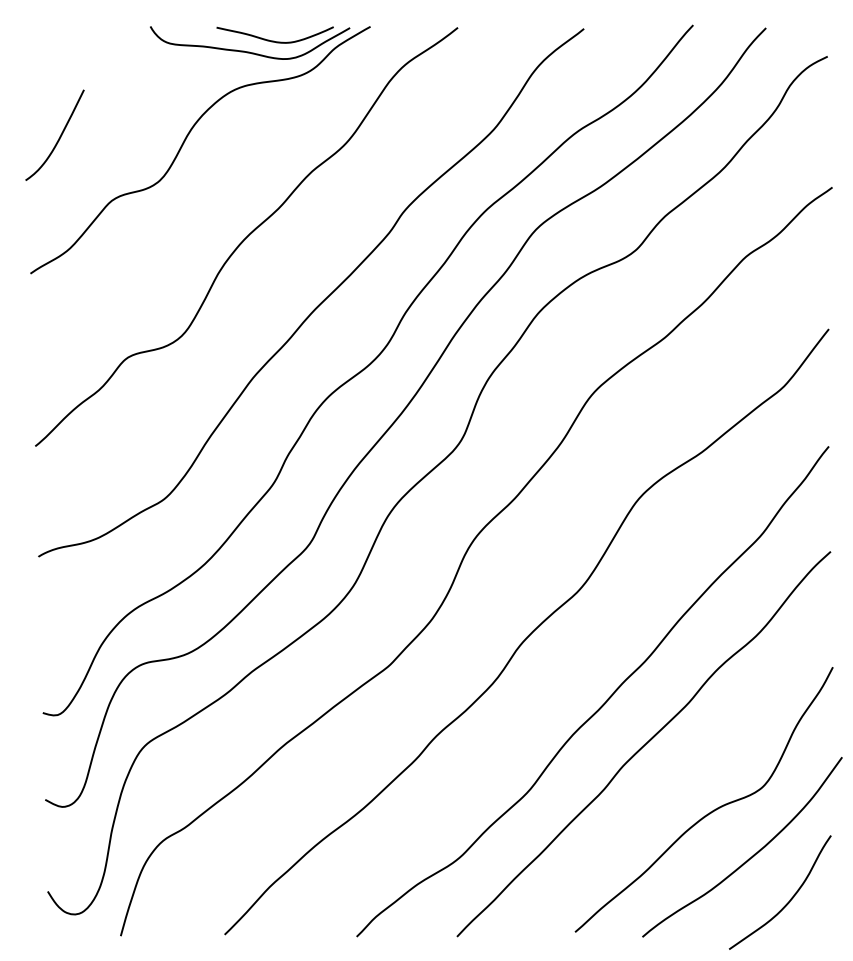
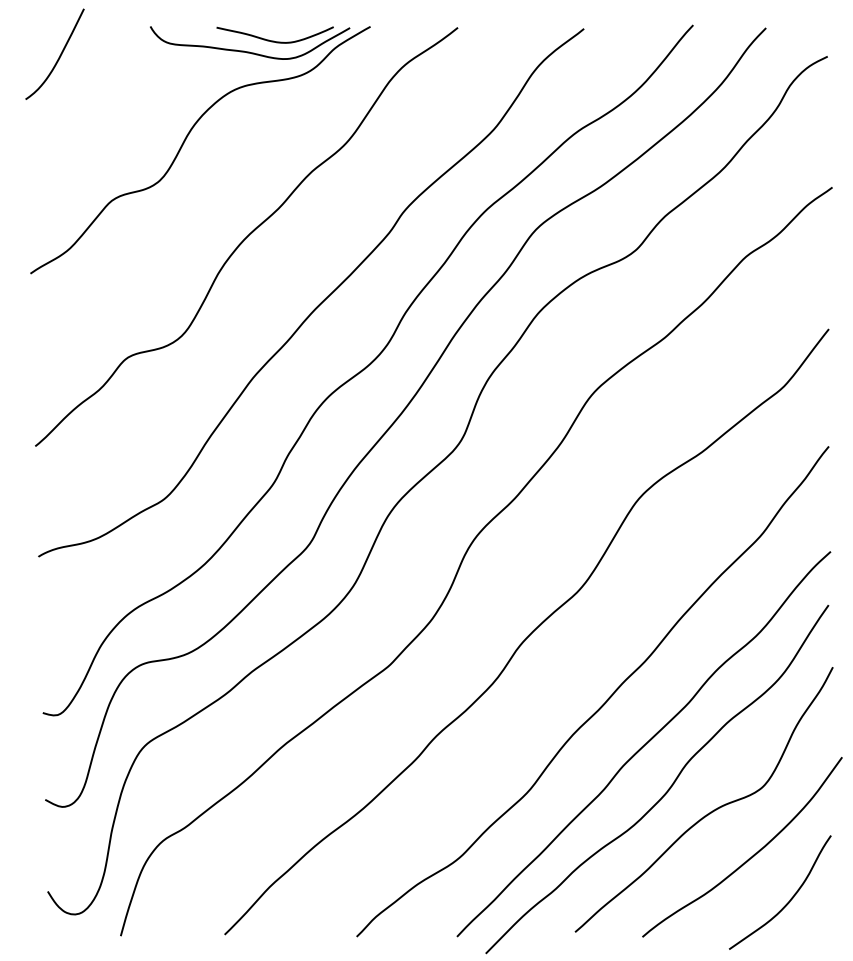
curve position: (59, 136) -> (59, 55) (59, 55)
curve: none -> present (667, 789)
